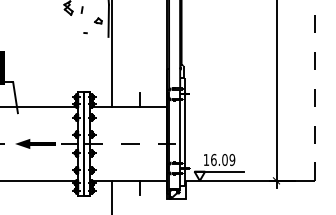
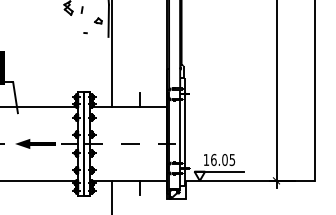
line: dashed -> solid (314, 90)
text: 16.09 -> 16.05 (232, 159)
